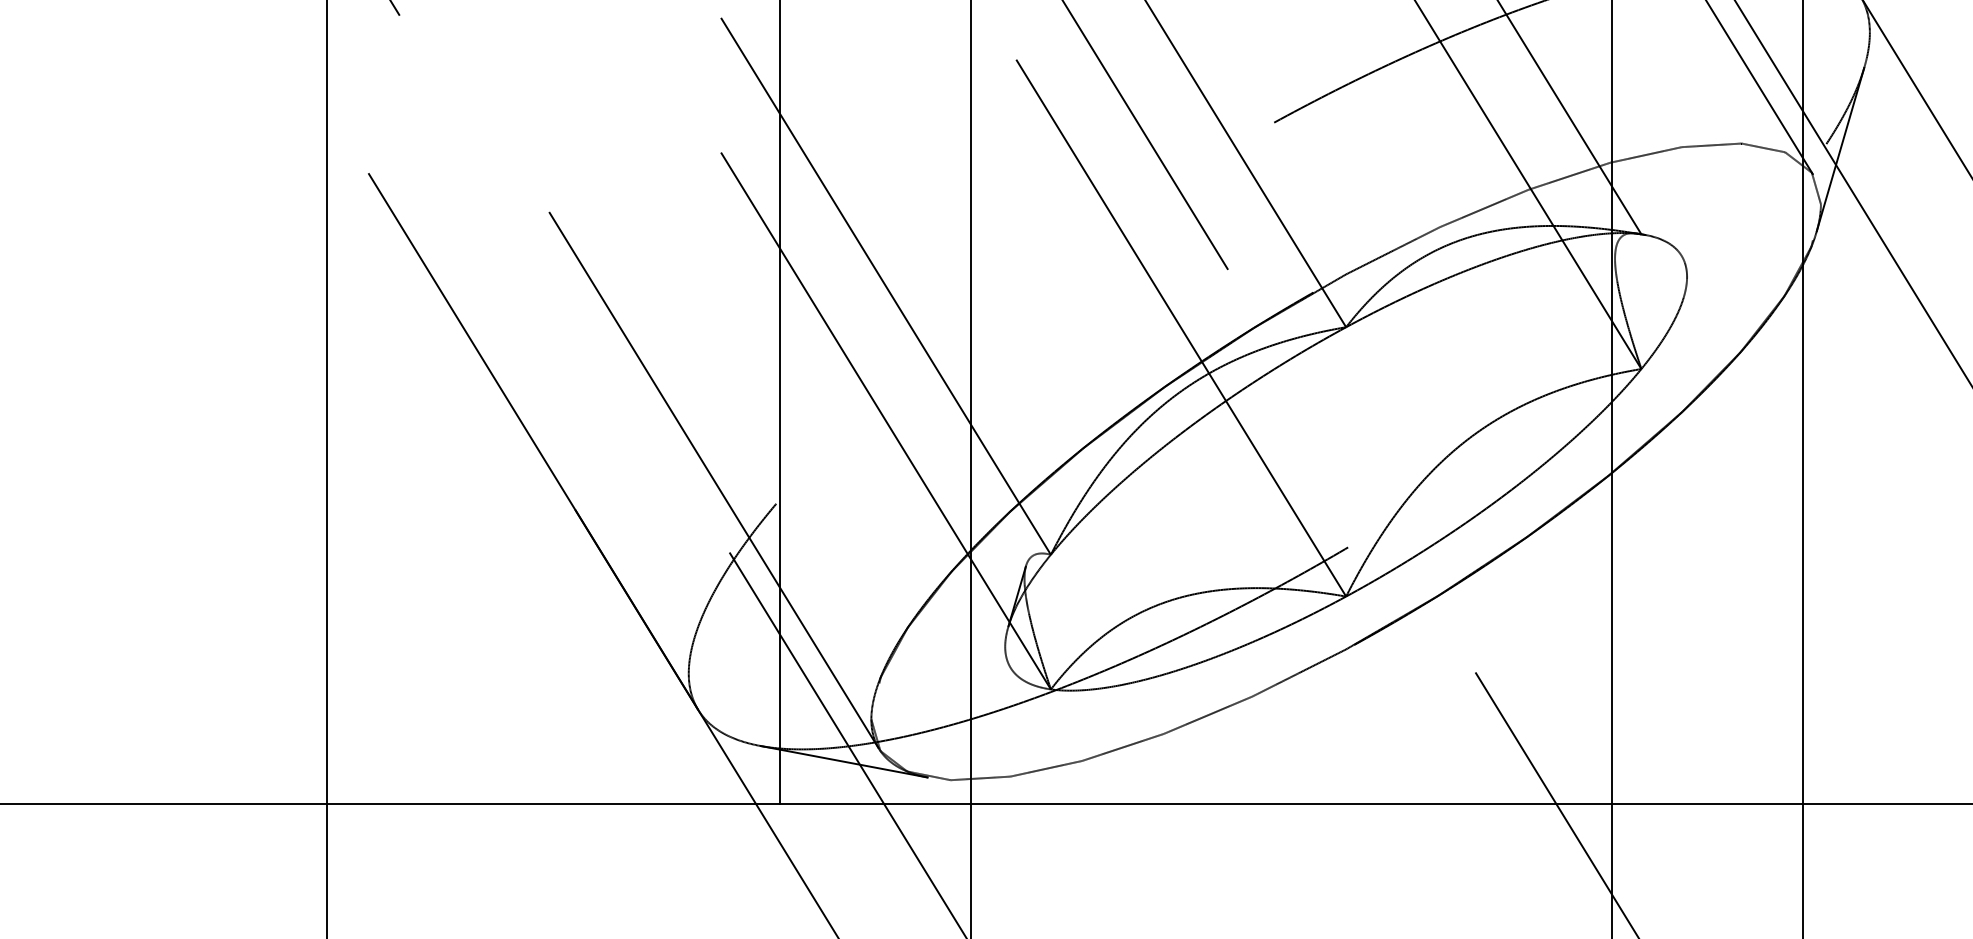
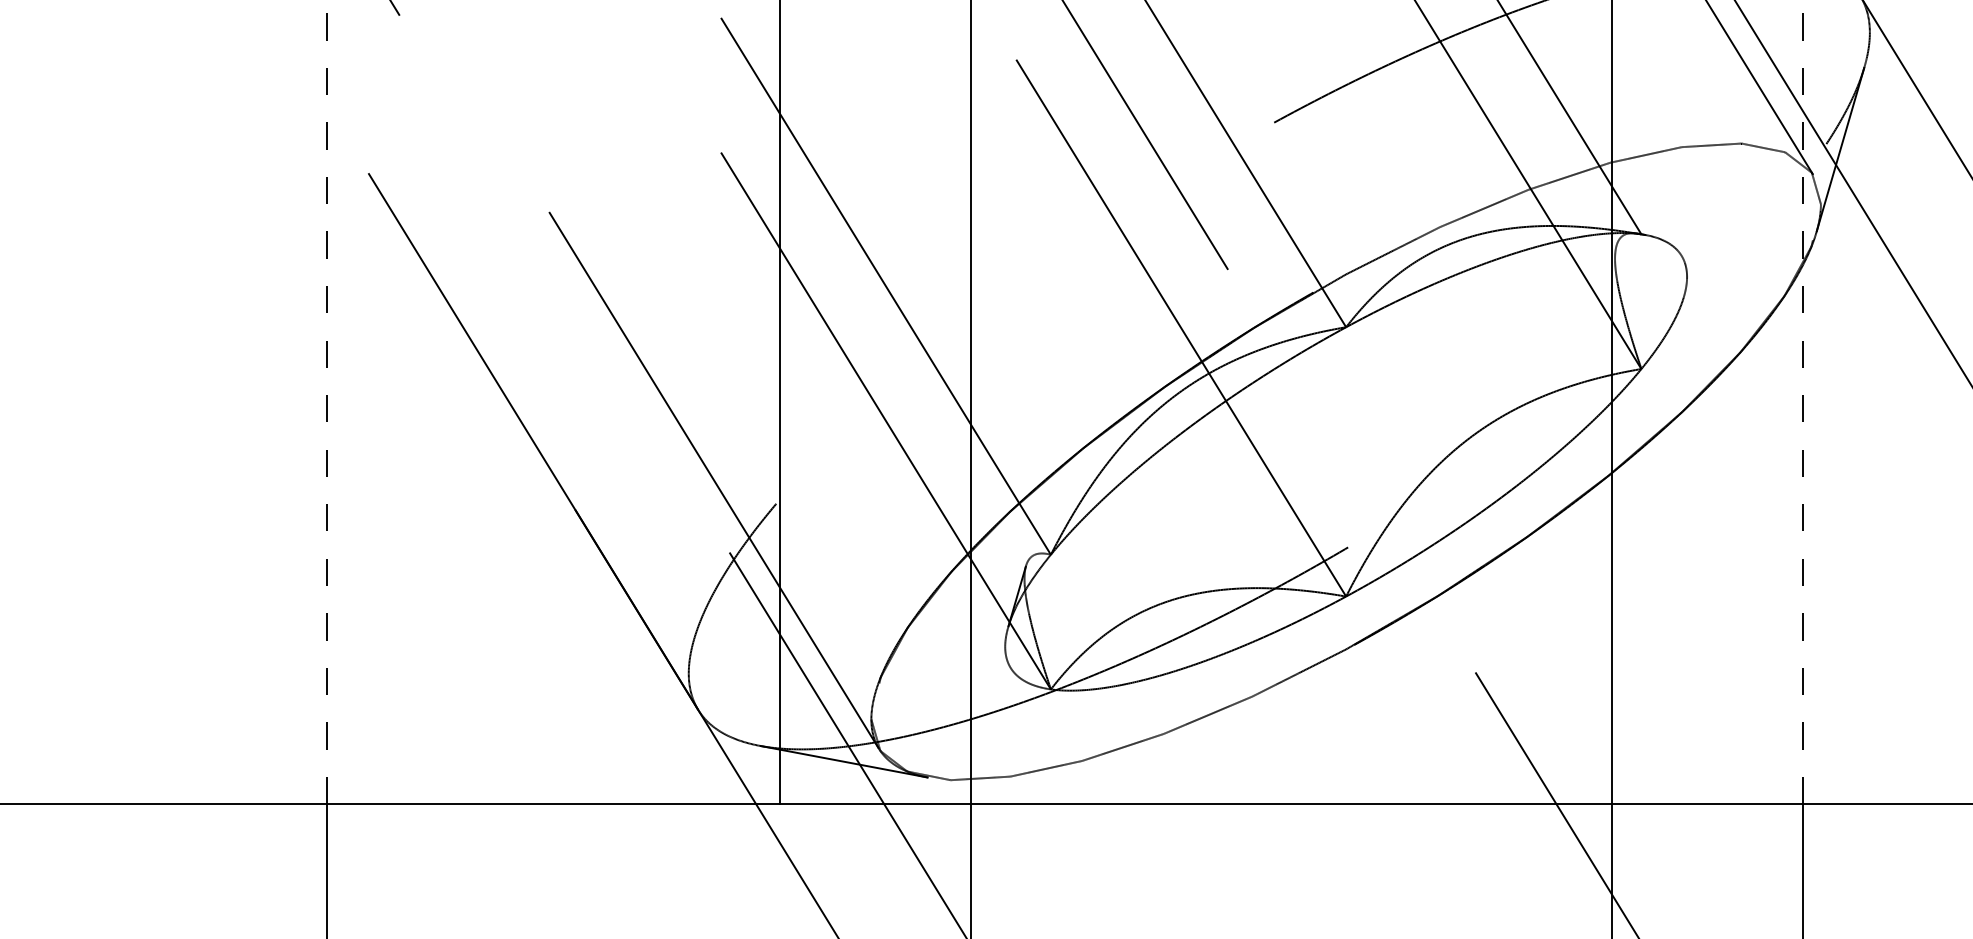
line: solid -> dashed (327, 402)
line: solid -> dashed (1803, 402)
